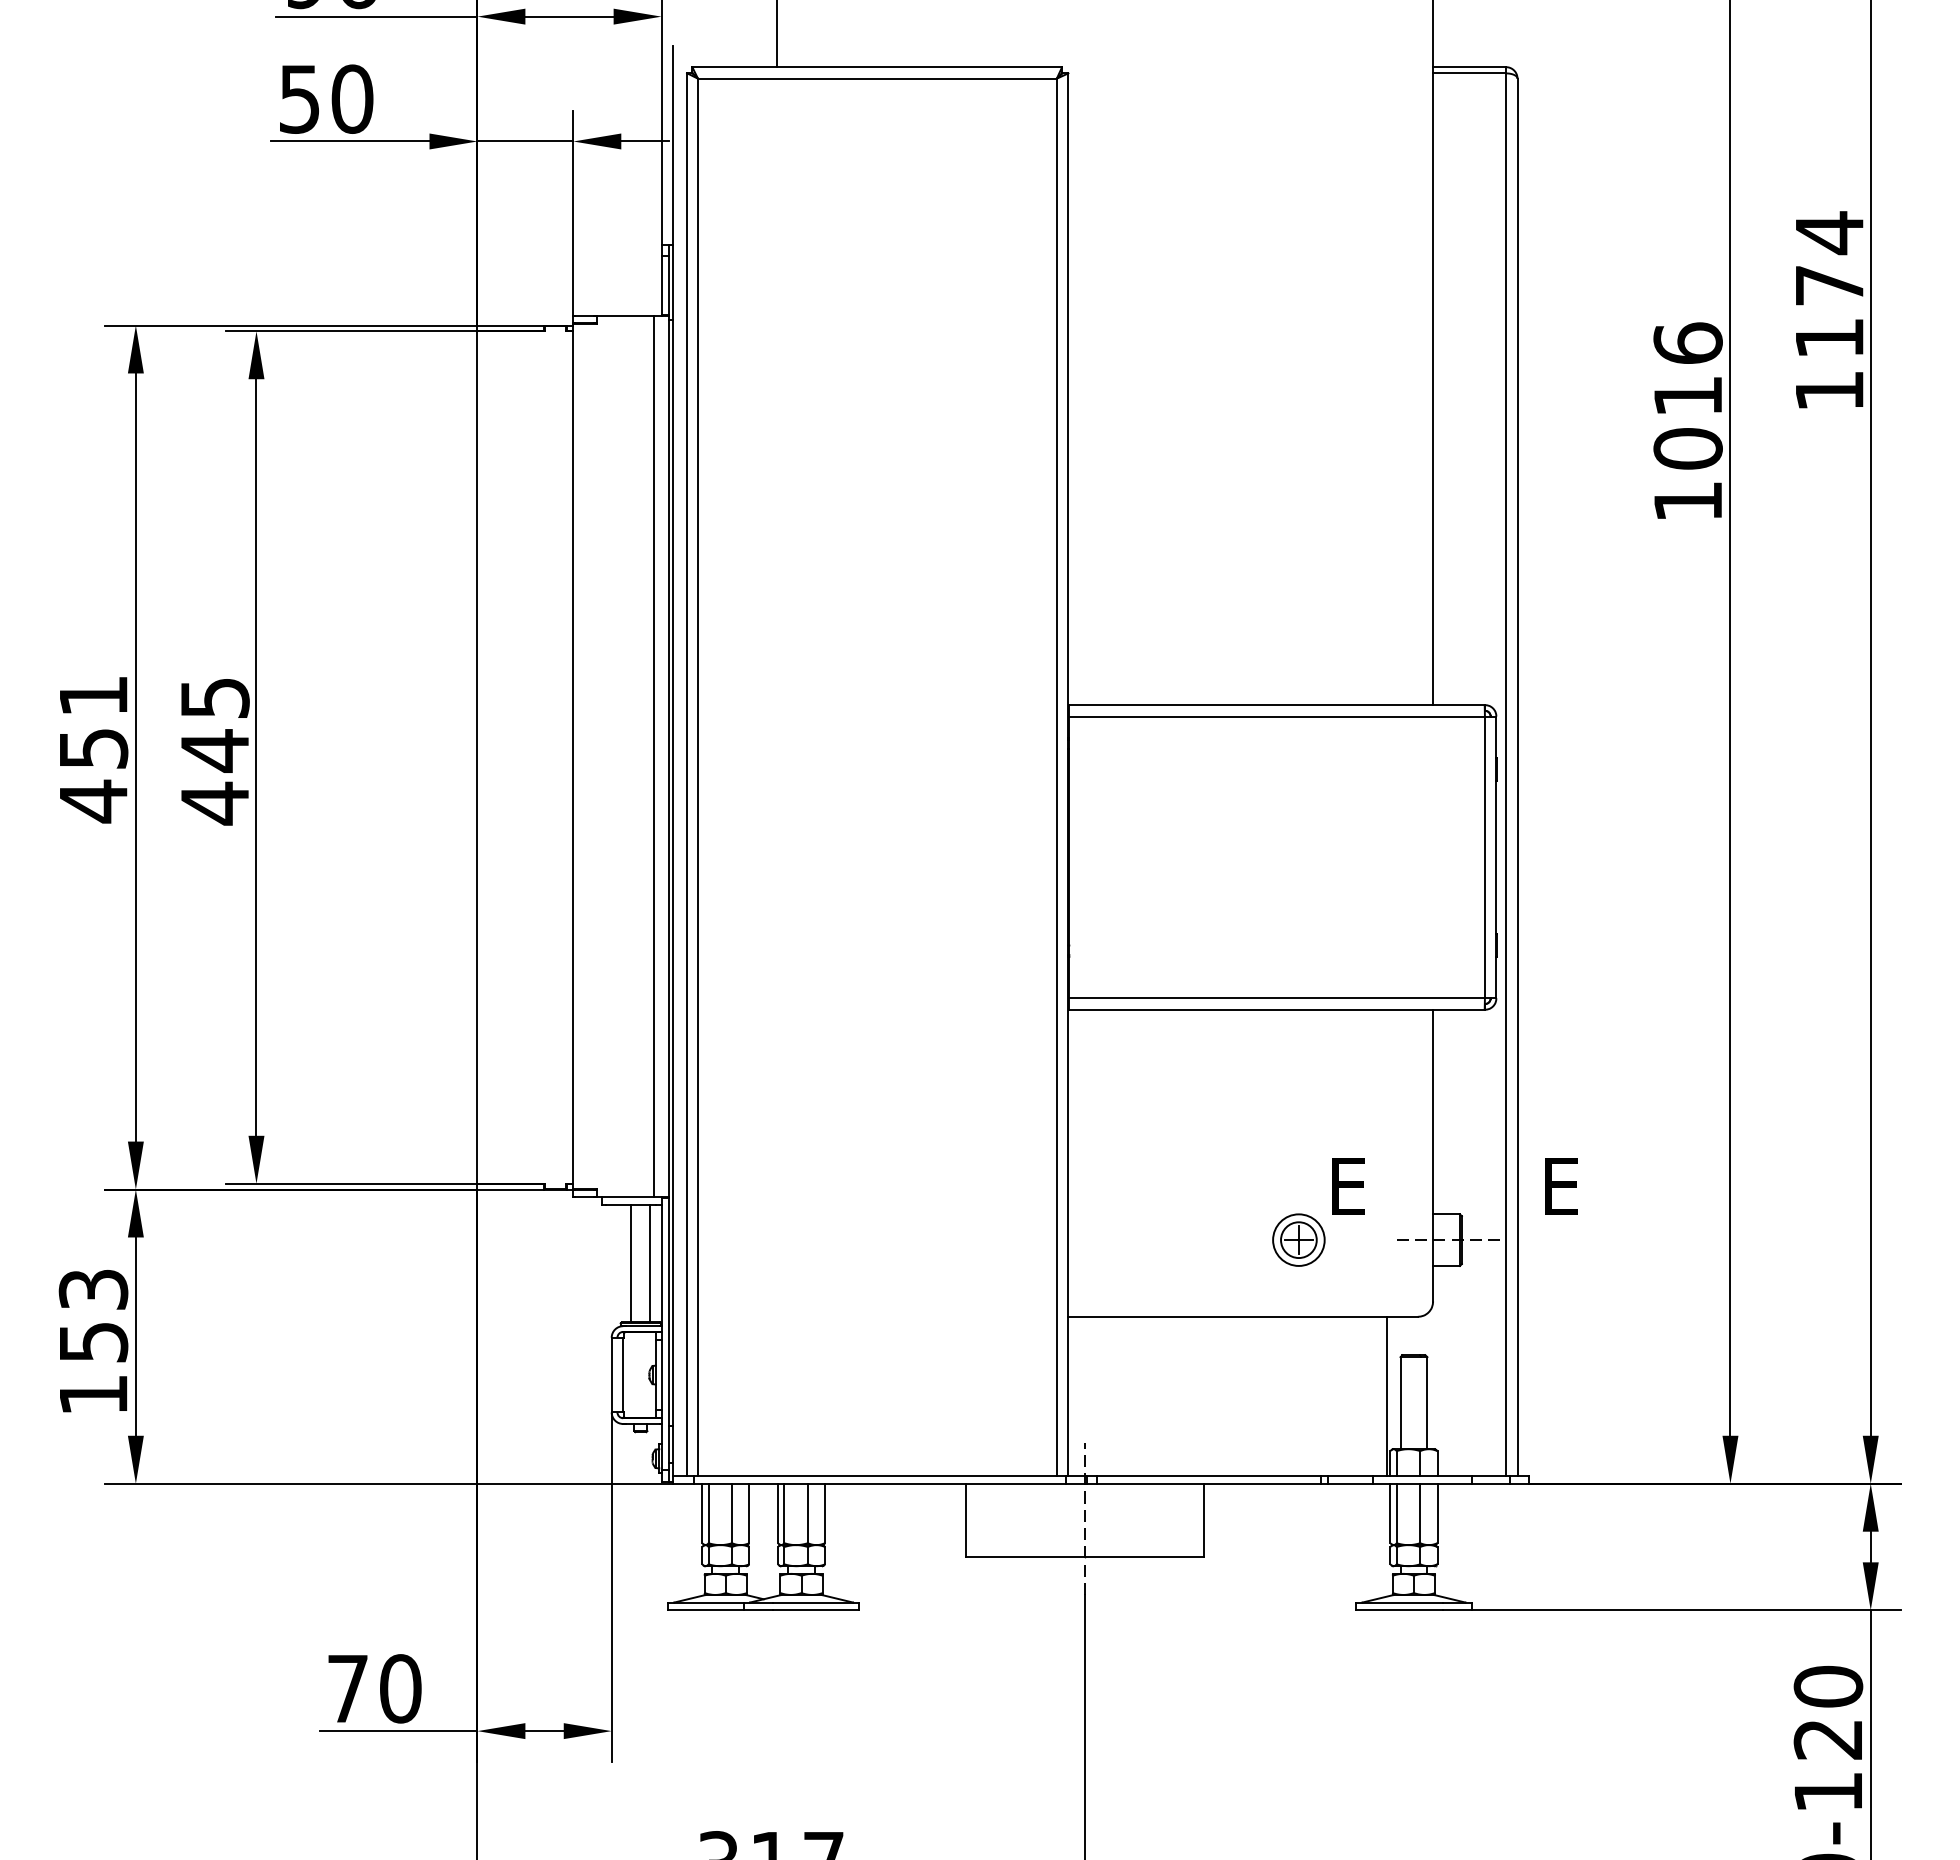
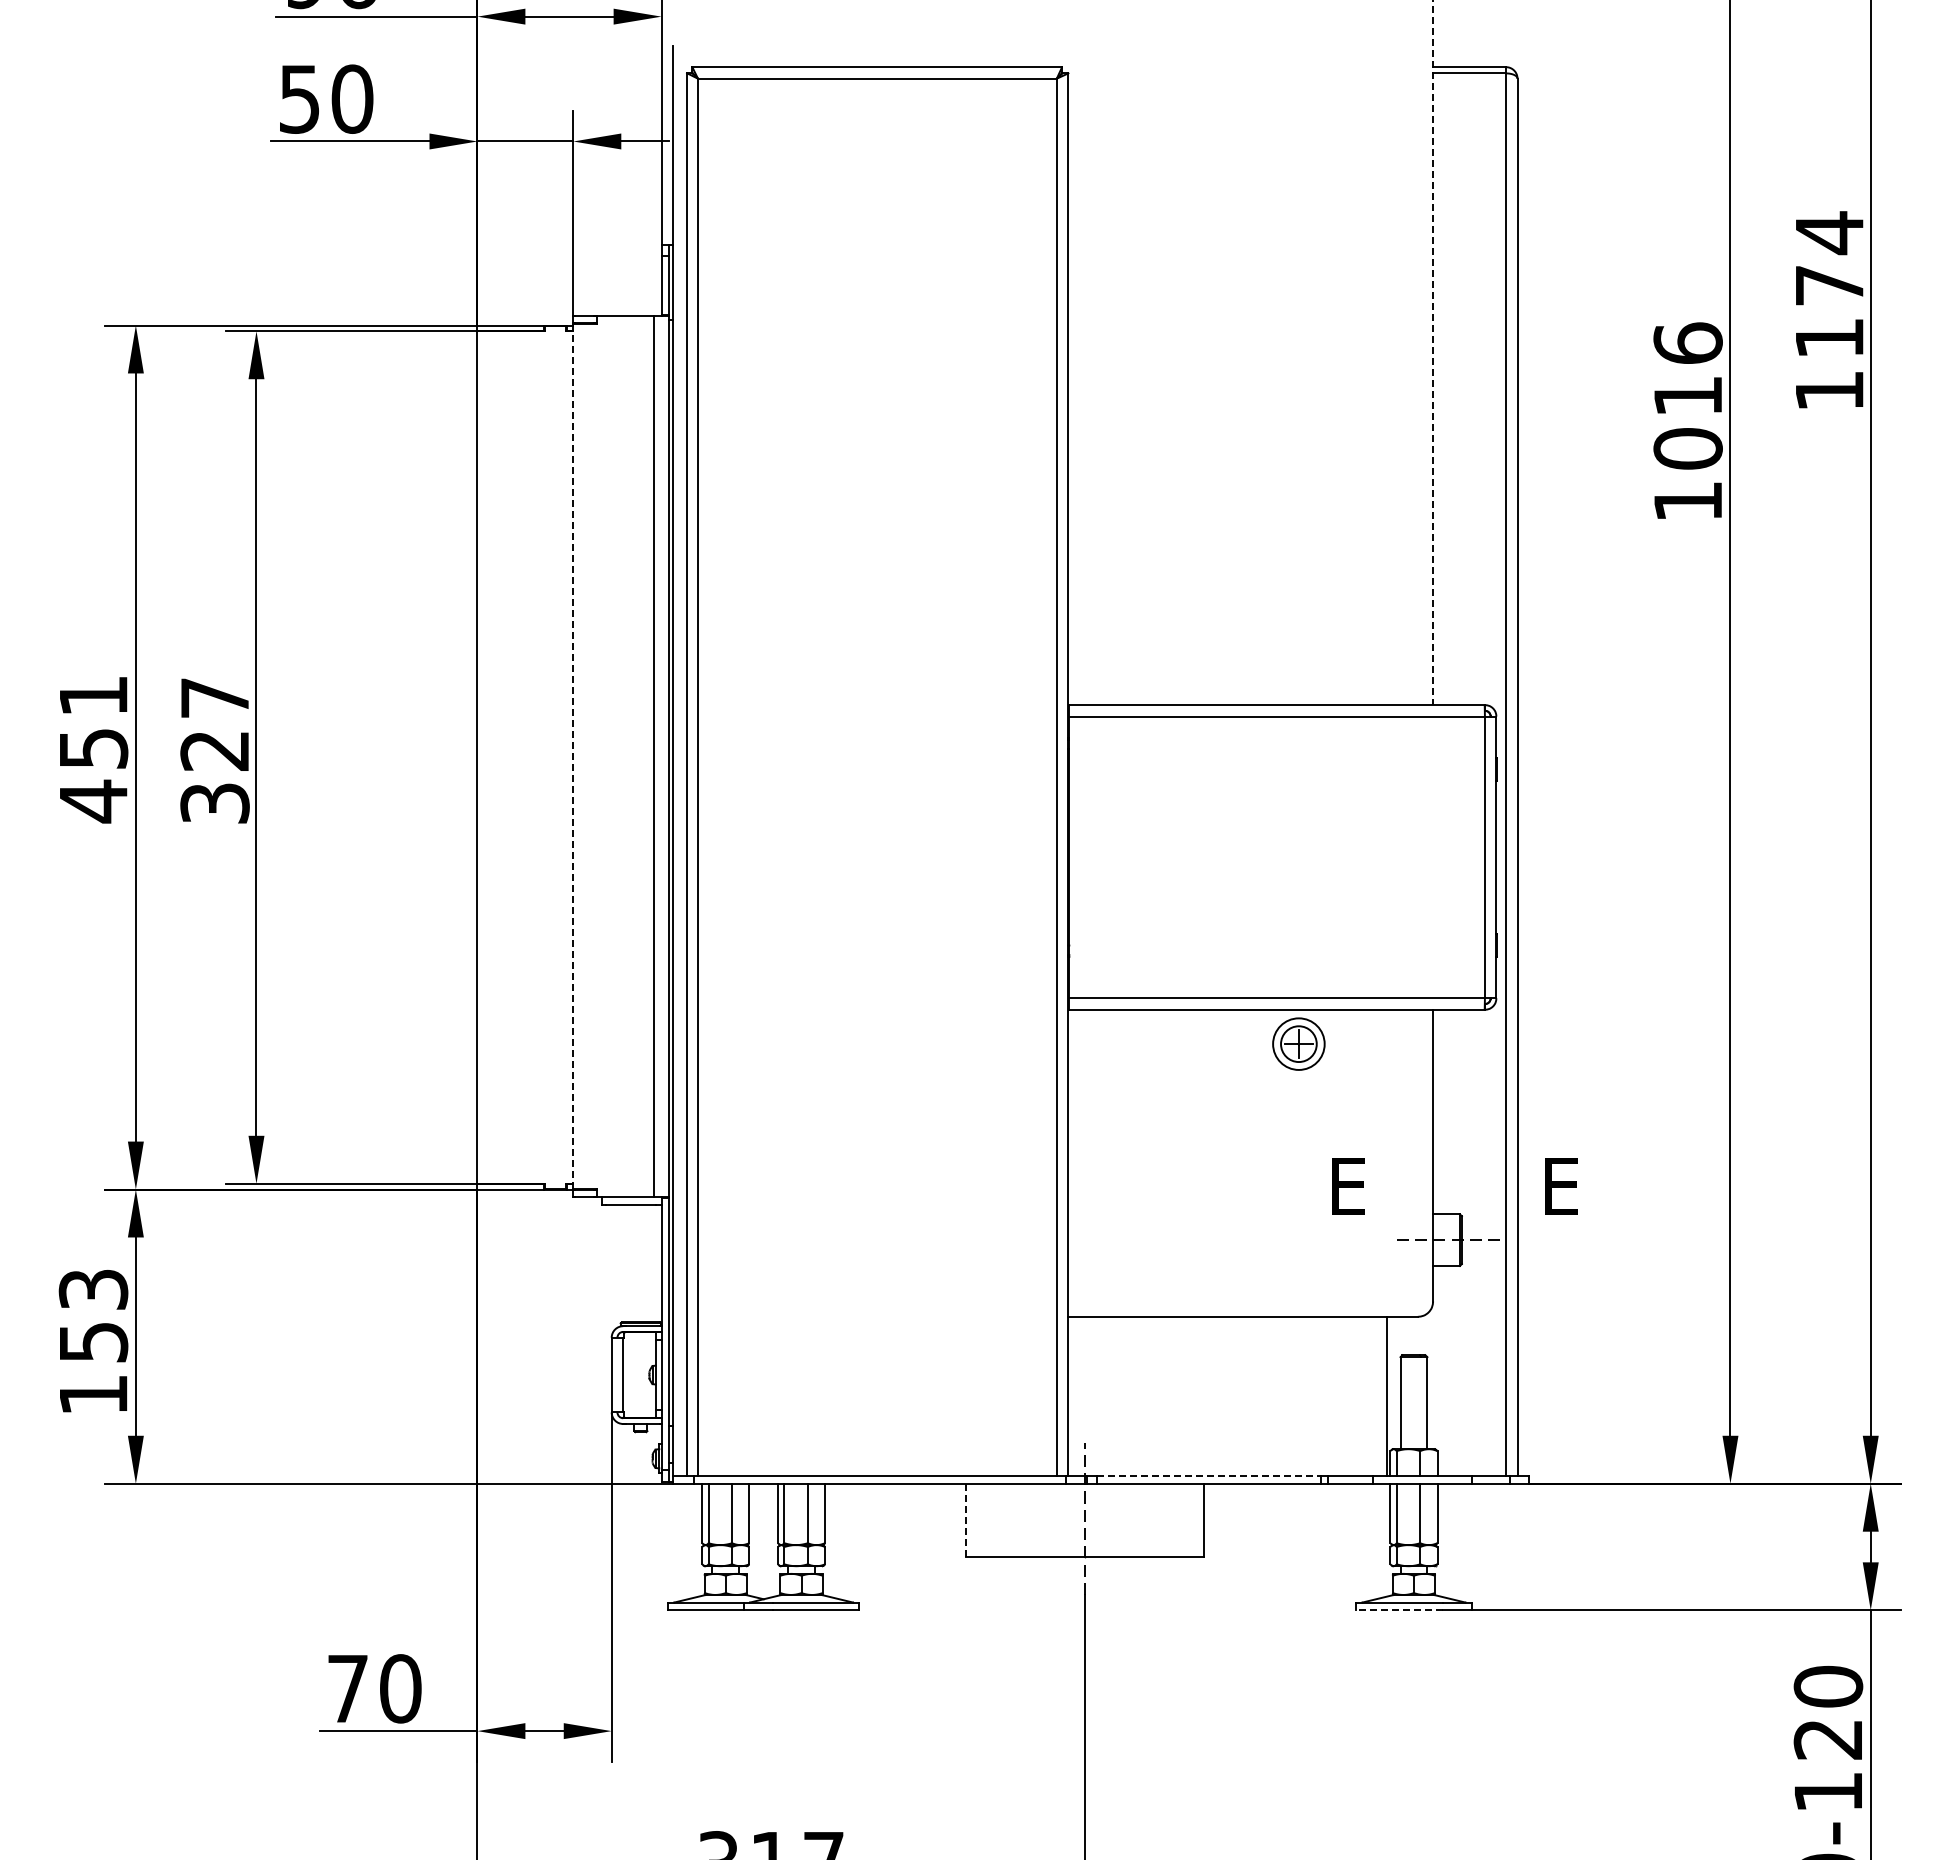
line: present -> none (777, 34)
line: solid -> dashed (1433, 353)
text: 445 -> 327 (214, 751)
line: solid -> dashed (573, 756)
part position: (1298, 1239) -> (1298, 1043) (1298, 1043)
line: present -> none (631, 1263)
line: present -> none (650, 1263)
line: solid -> dashed (1208, 1476)
line: solid -> dashed (966, 1519)
line: solid -> dashed (1399, 1610)
